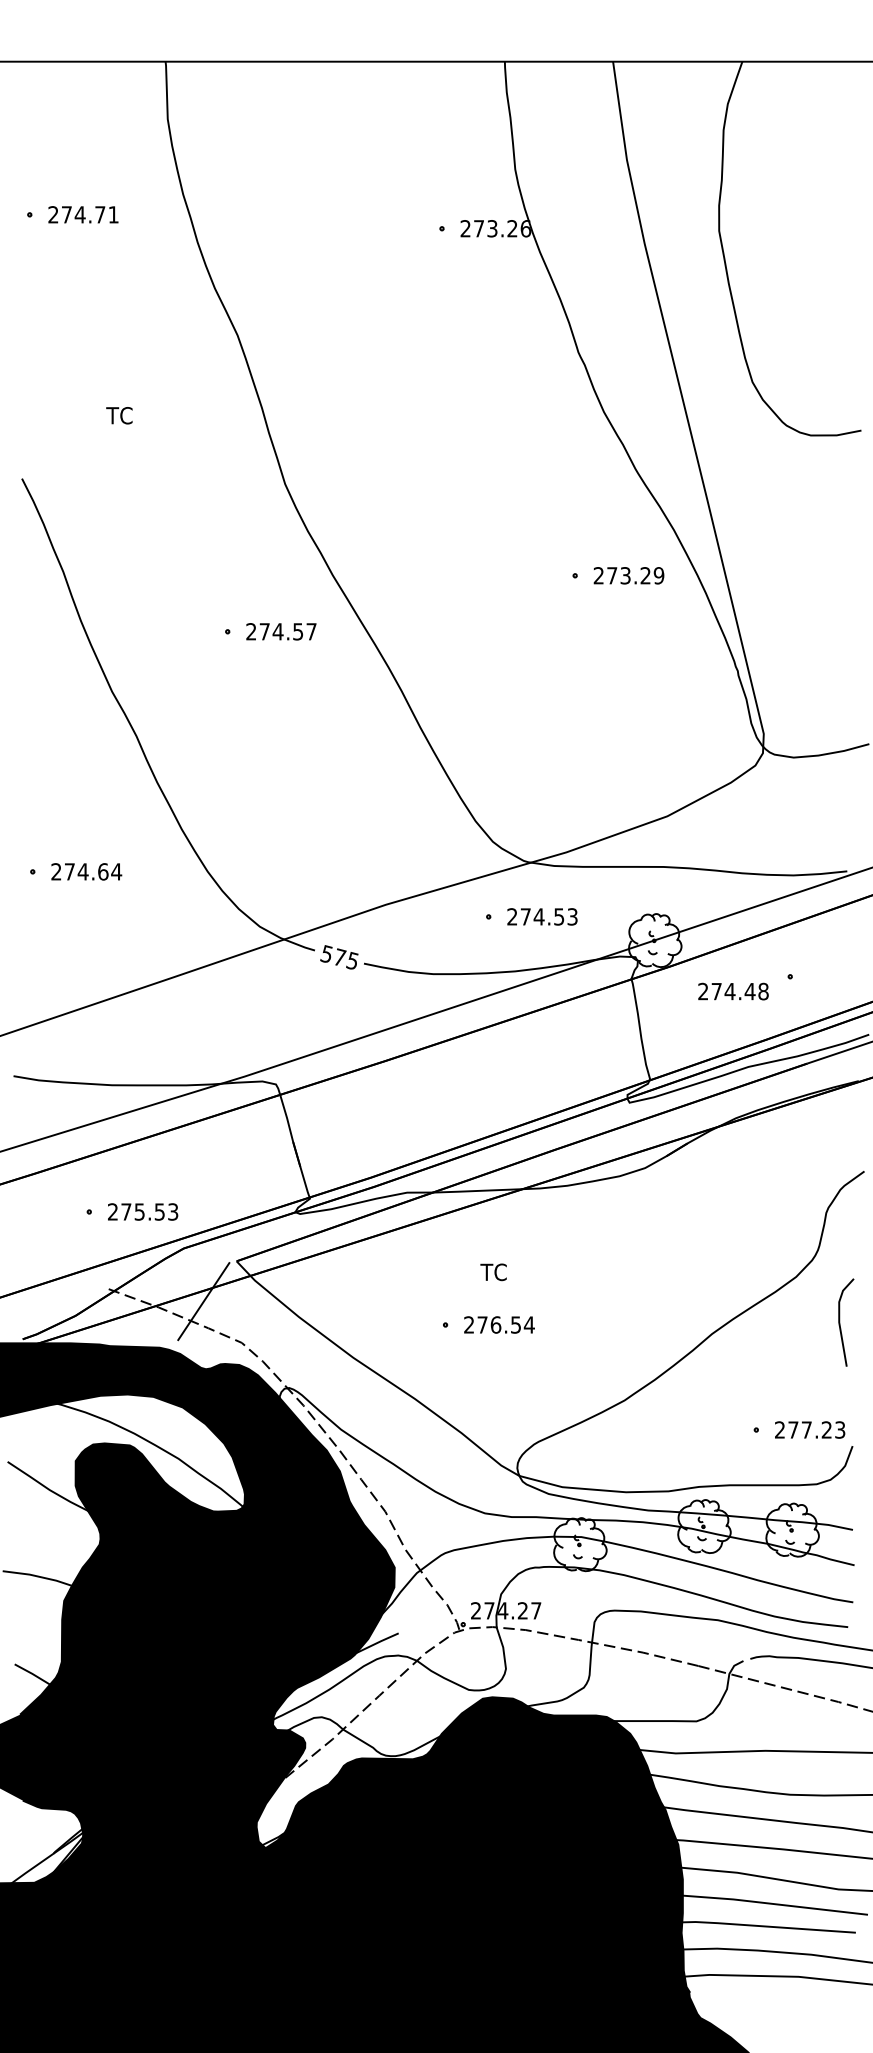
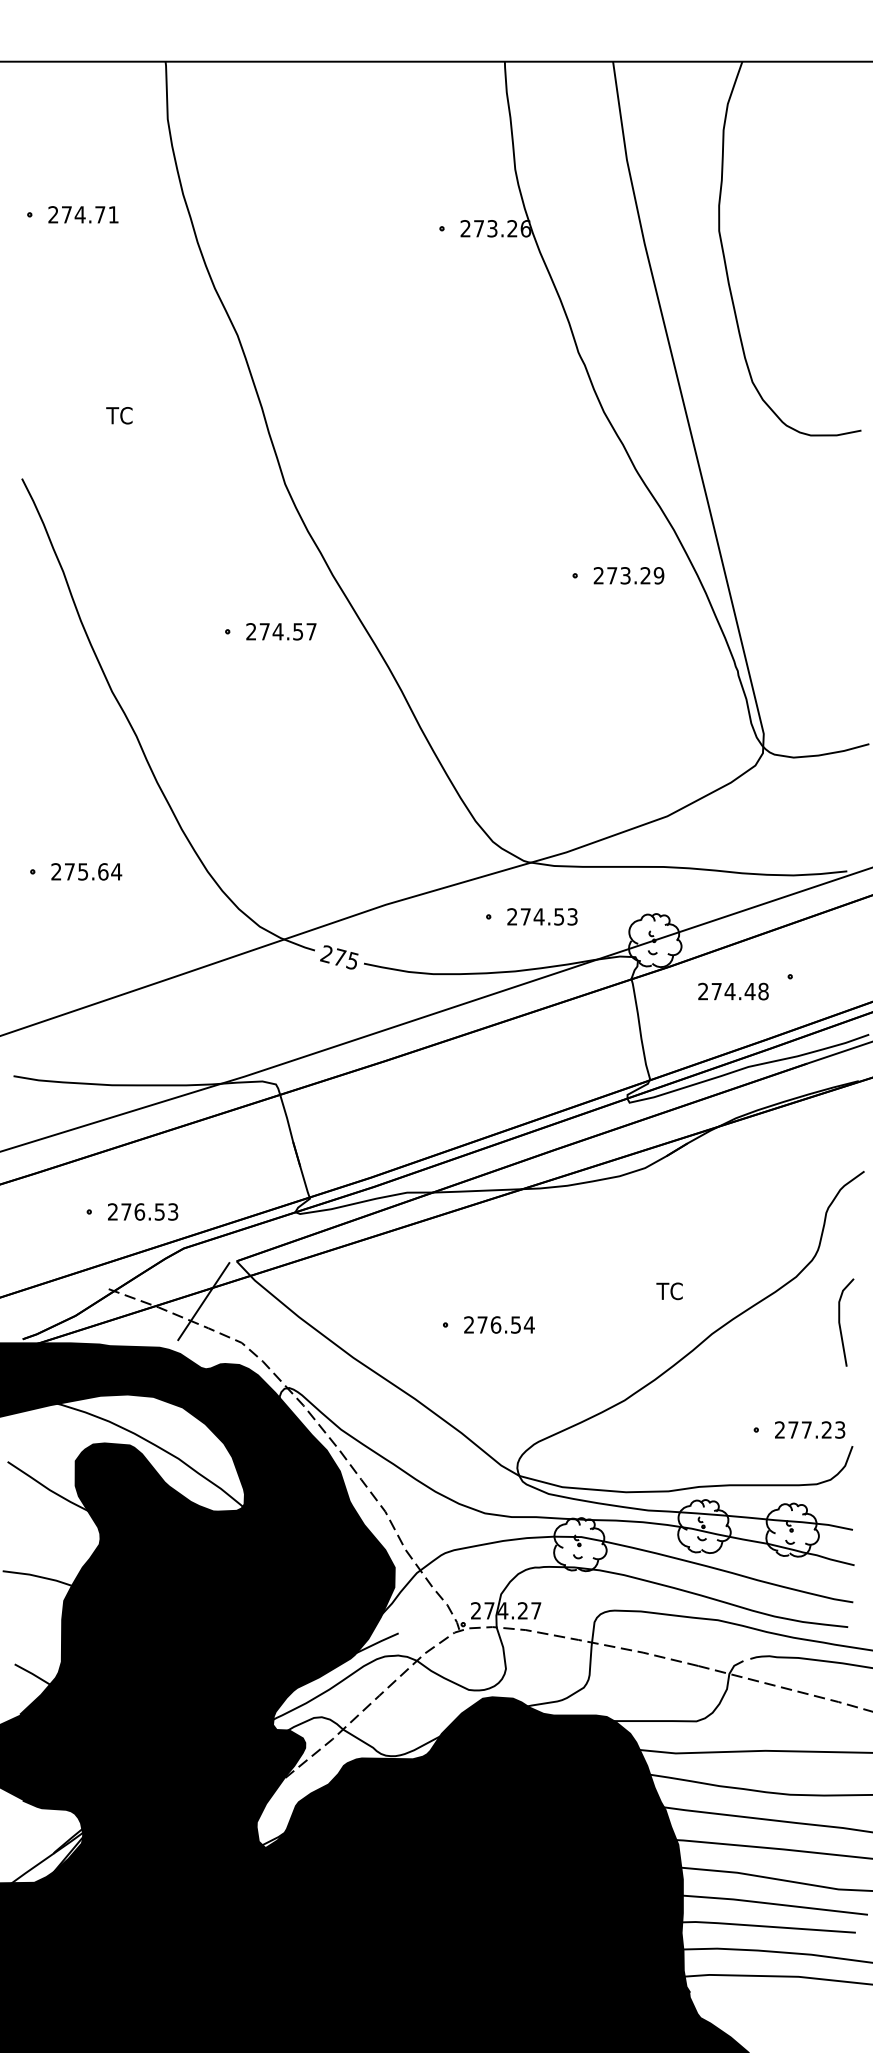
text: 274.64 -> 275.64 (82, 871)
text: 575 -> 275 (326, 954)
text: 275.53 -> 276.53 (139, 1211)
text position: (493, 1272) -> (669, 1291) (669, 1291)
